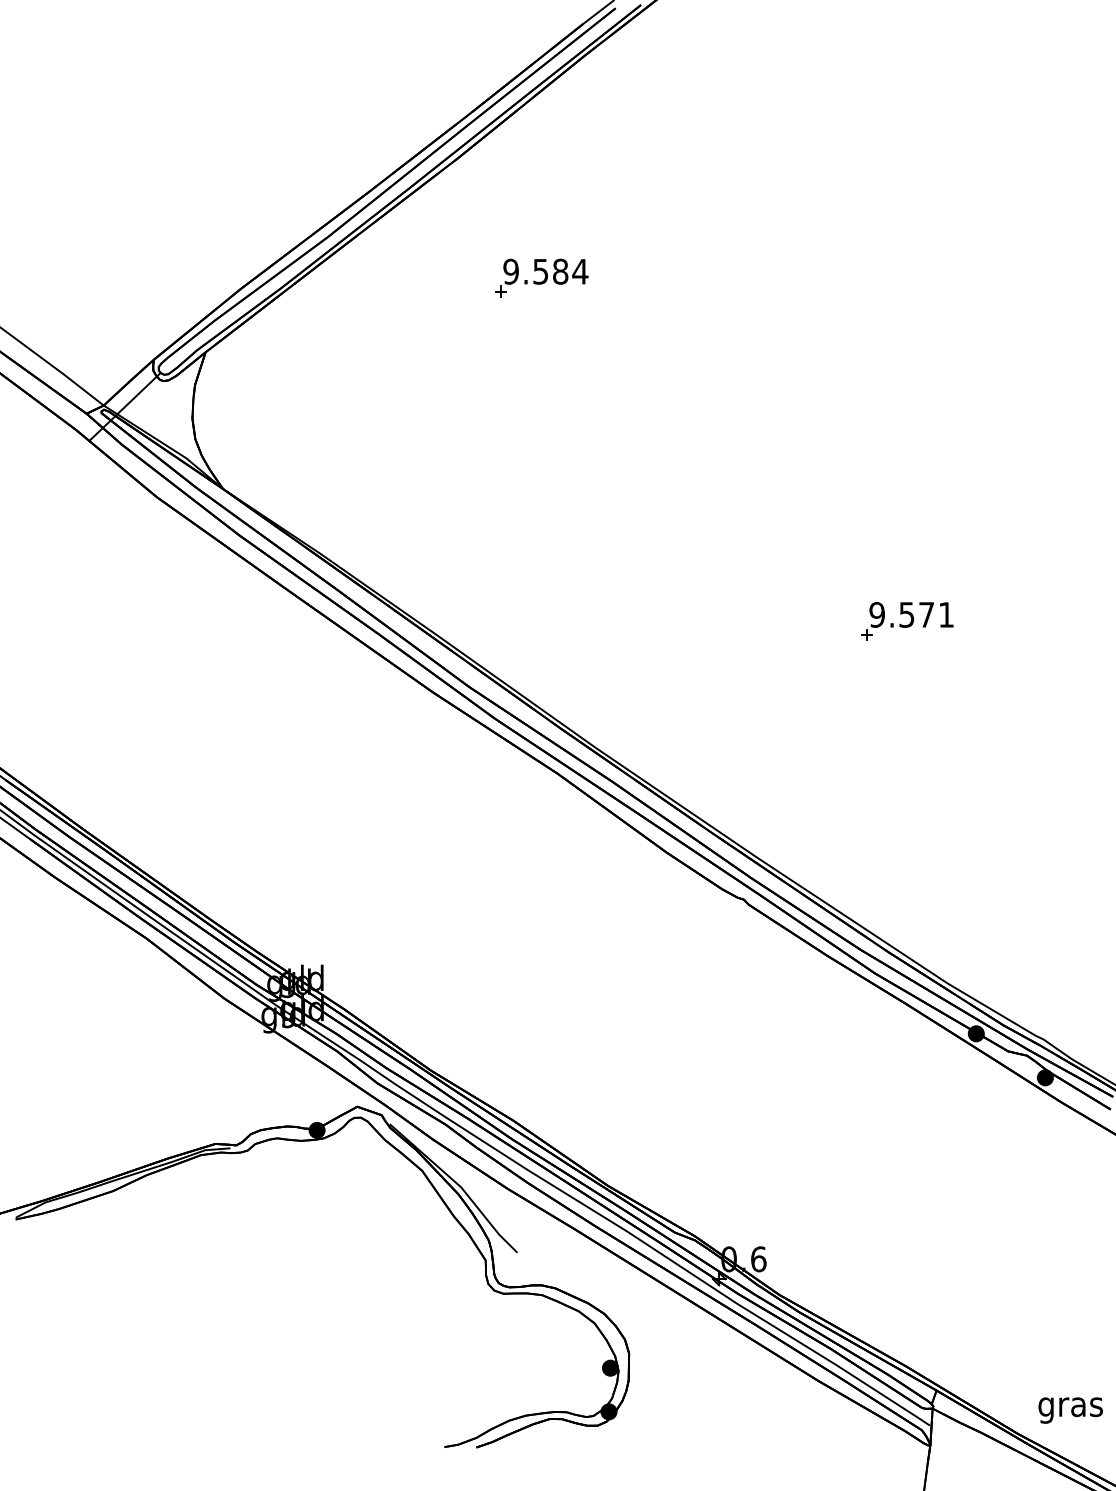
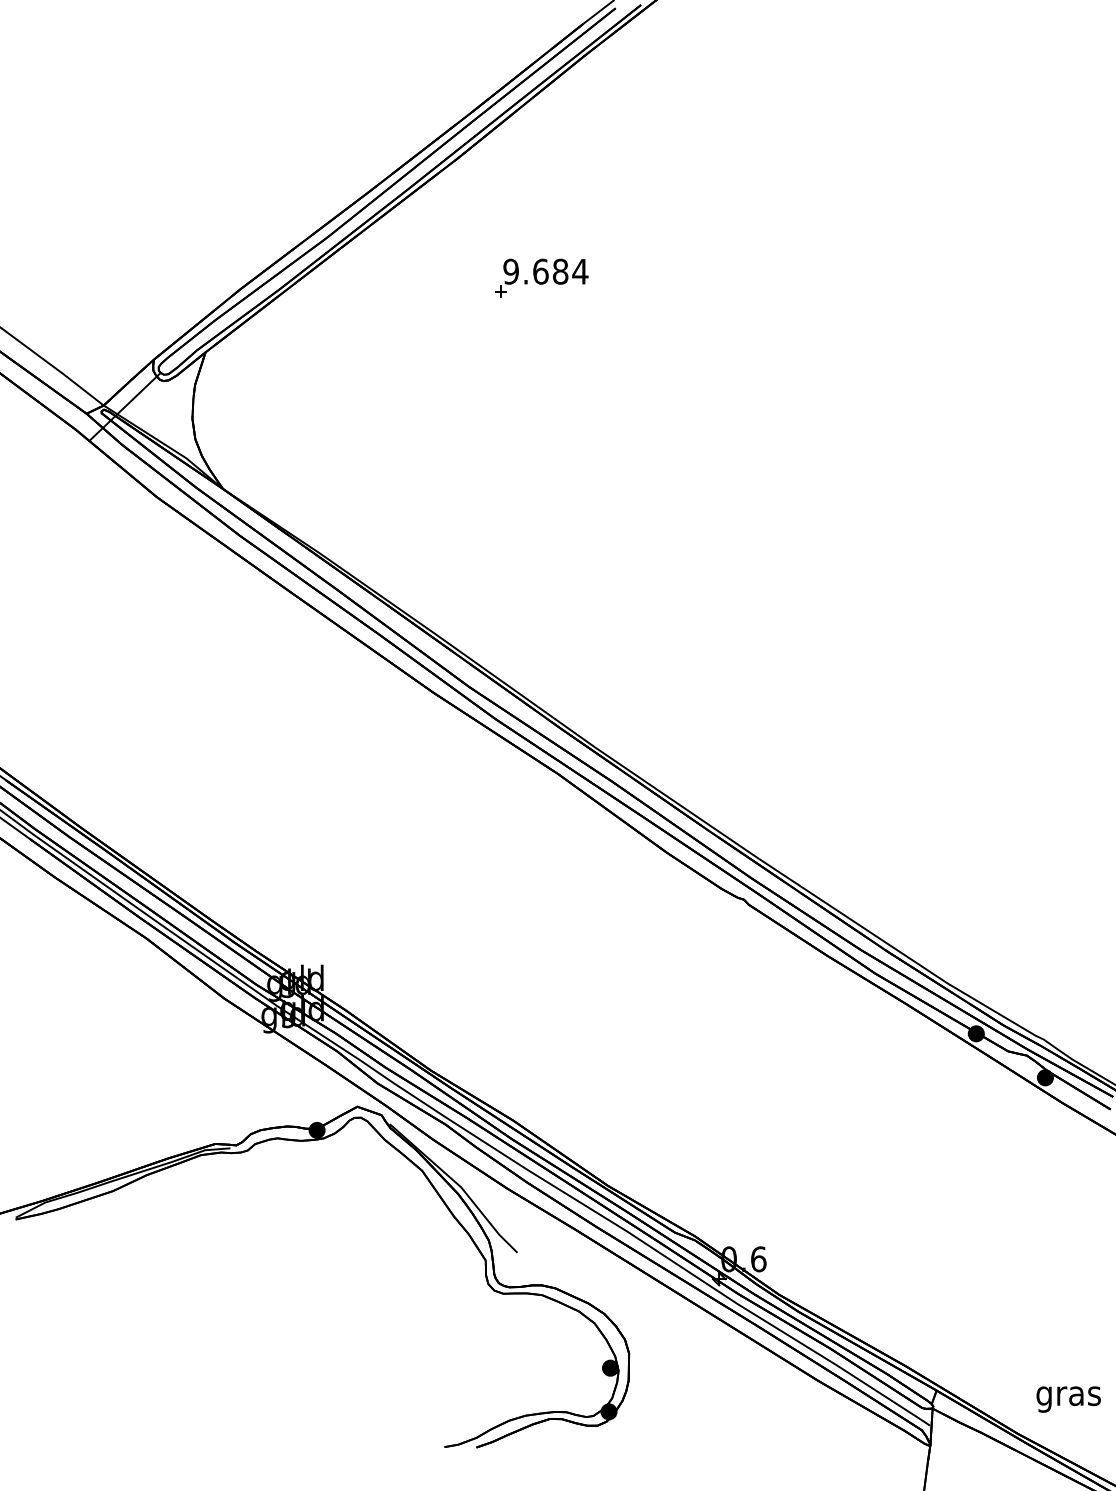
text: 9.584 -> 9.684 (540, 271)
part: present -> none (907, 621)
text position: (1070, 1410) -> (1068, 1399) (1068, 1399)
